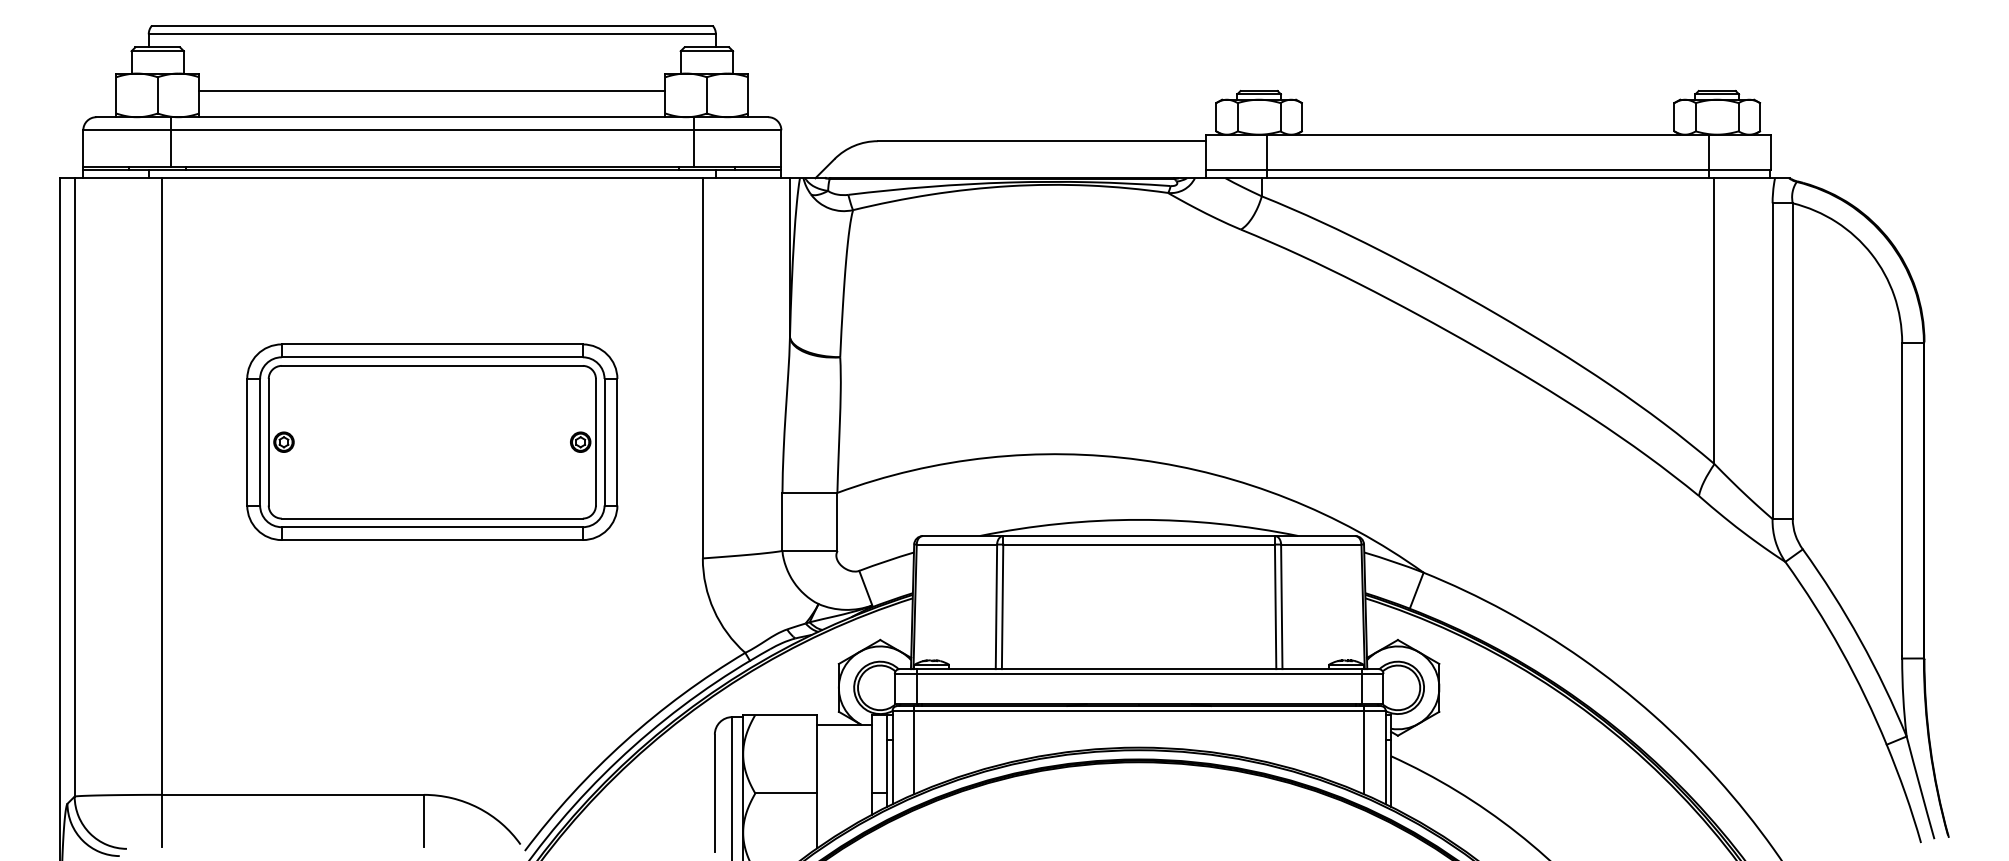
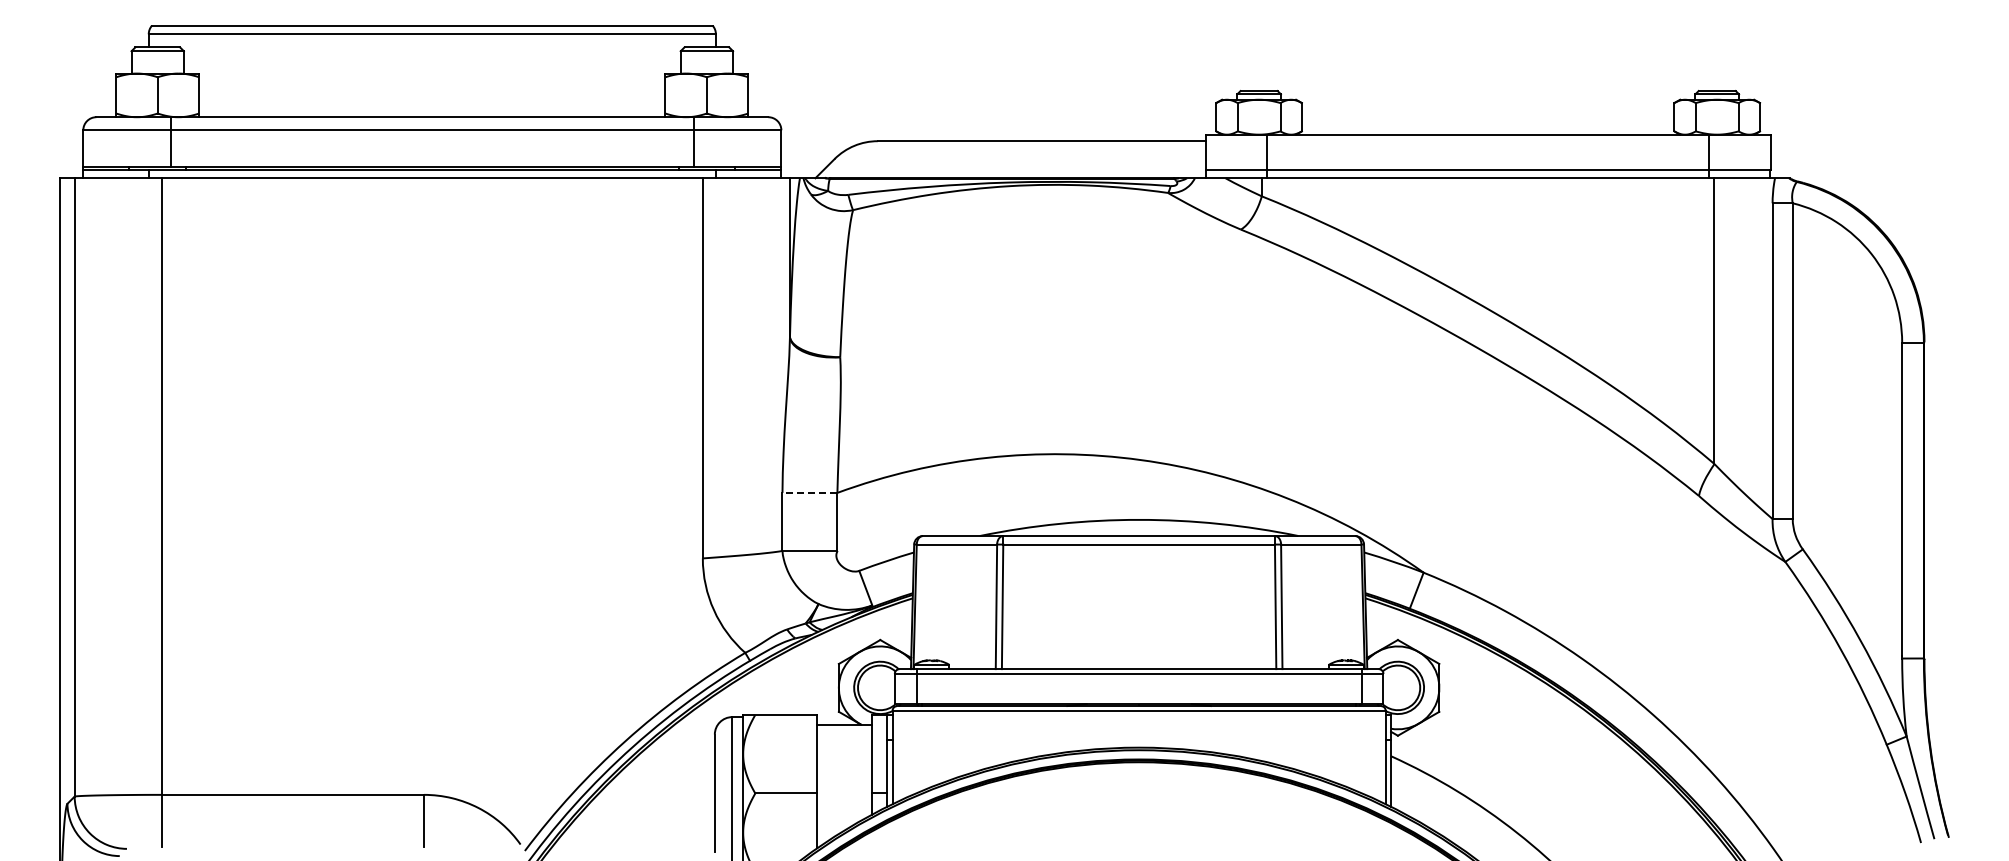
line: present -> none (432, 91)
part: present -> none (432, 441)
line: solid -> dashed (809, 492)
line: present -> none (914, 750)
line: present -> none (1363, 750)
